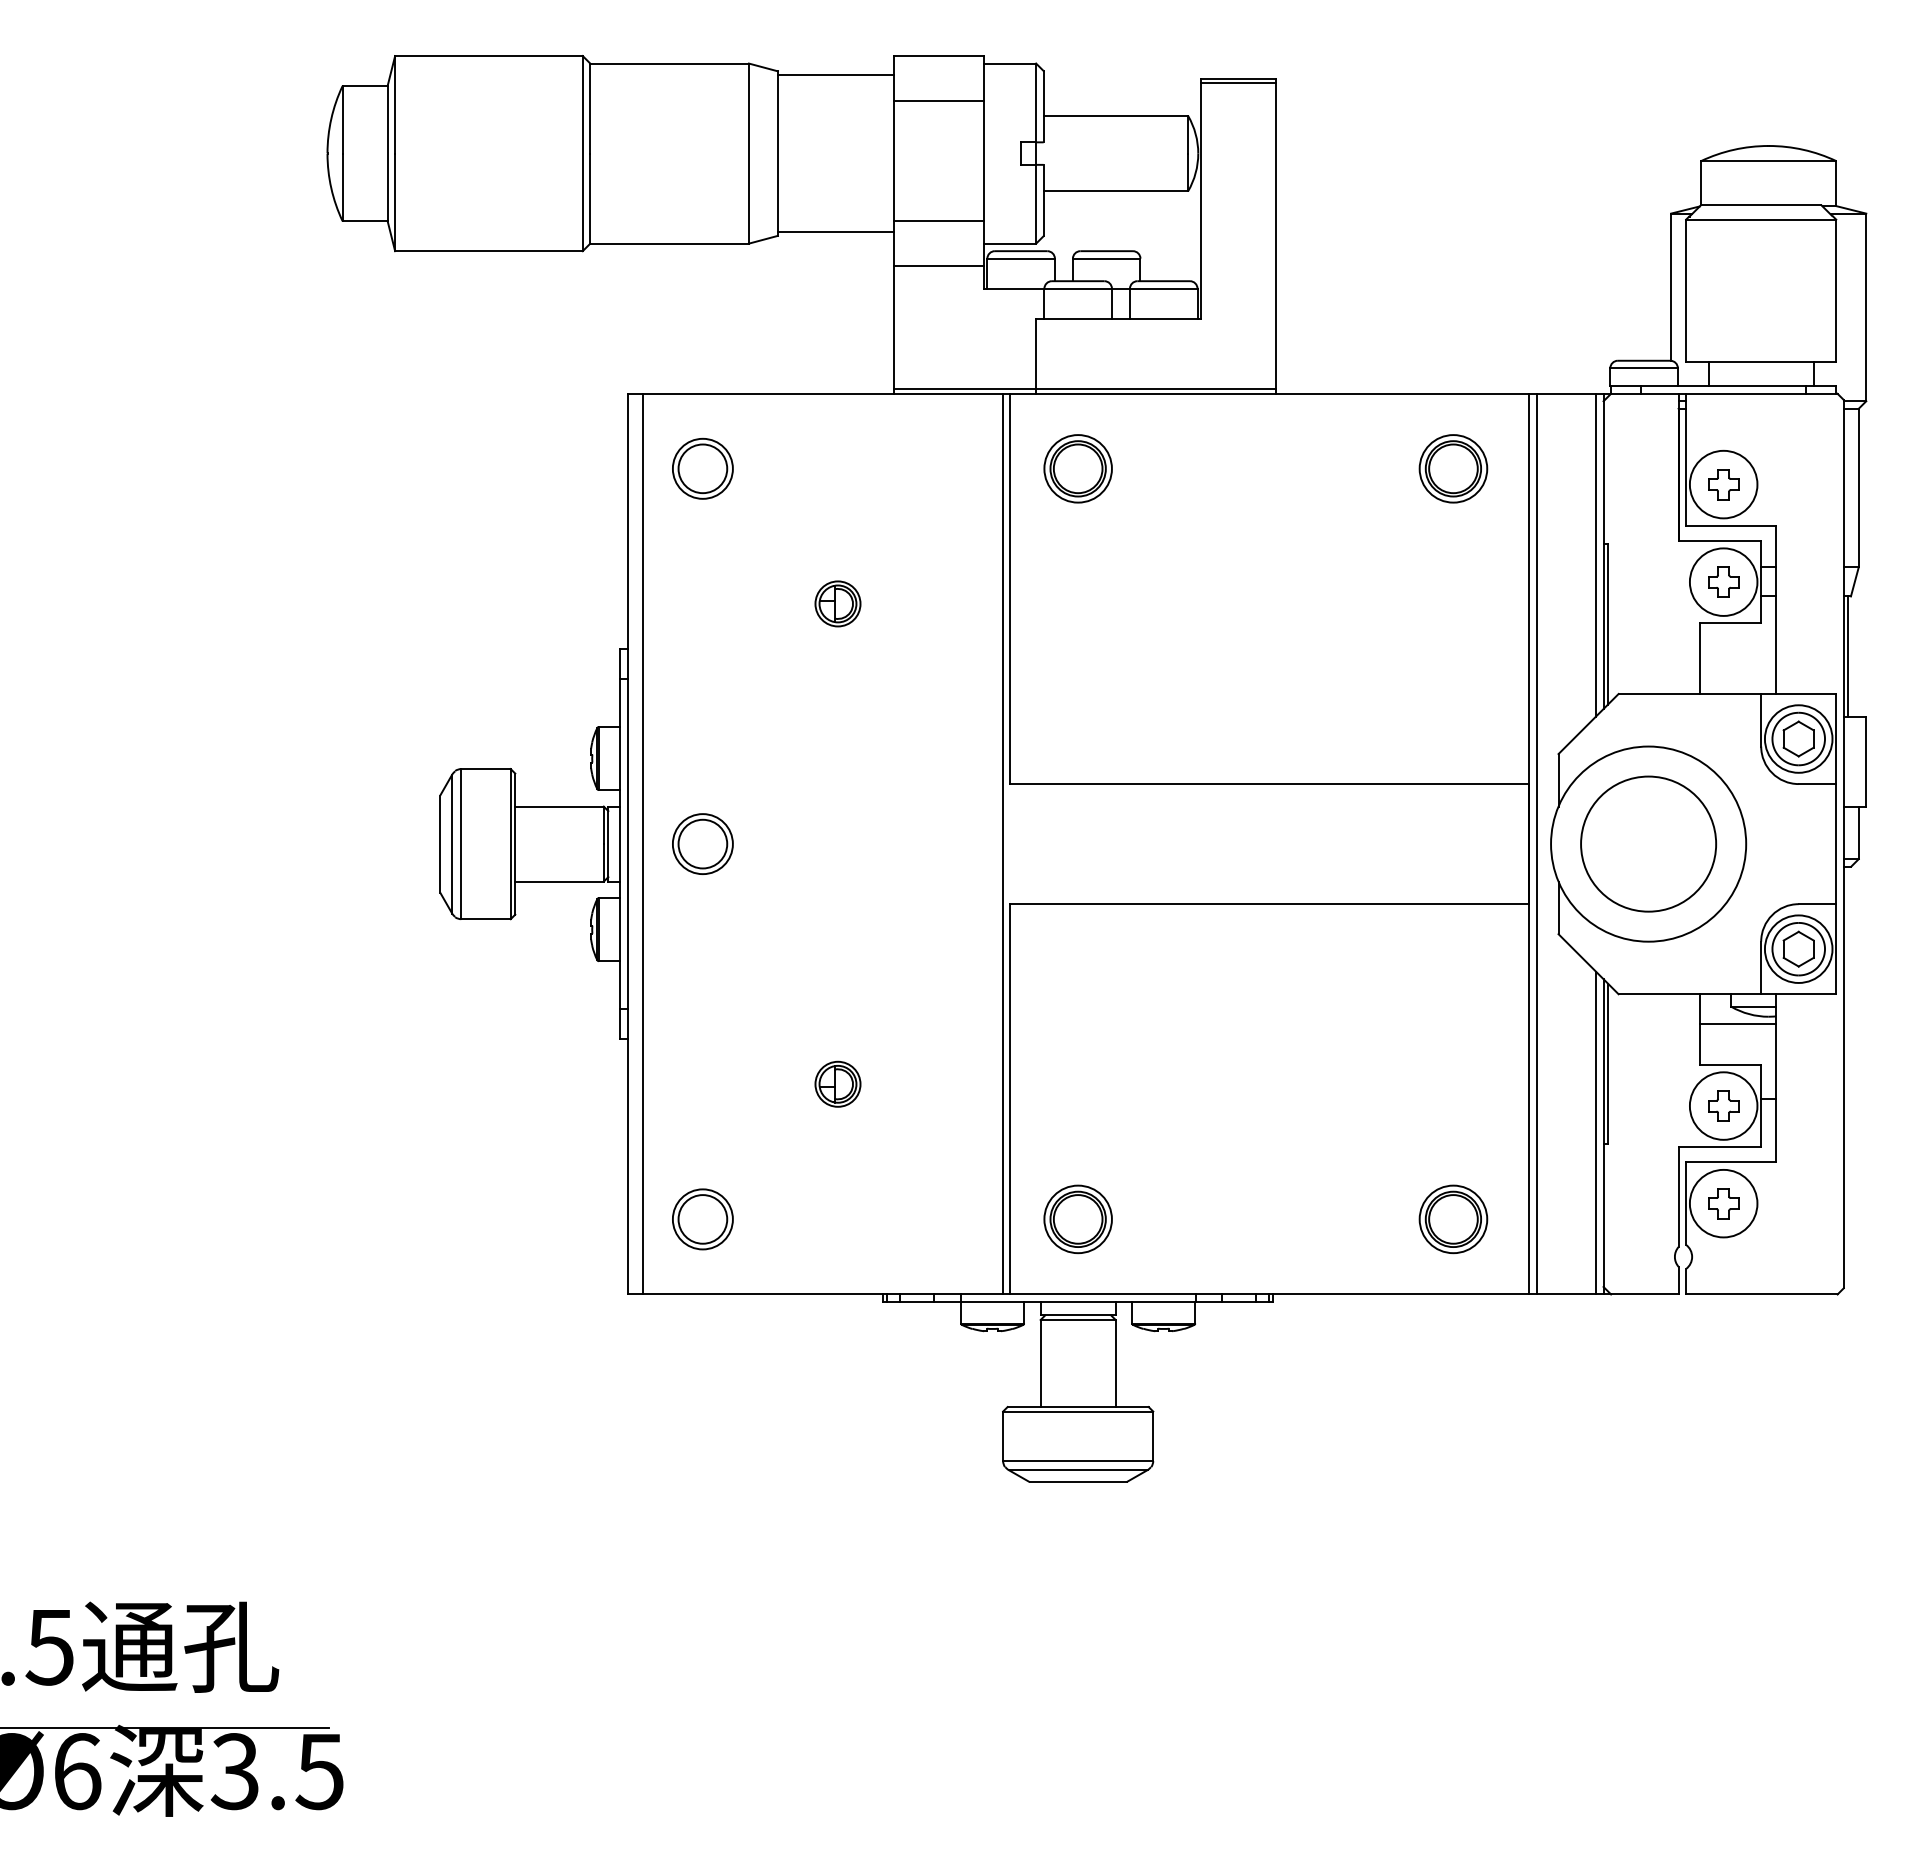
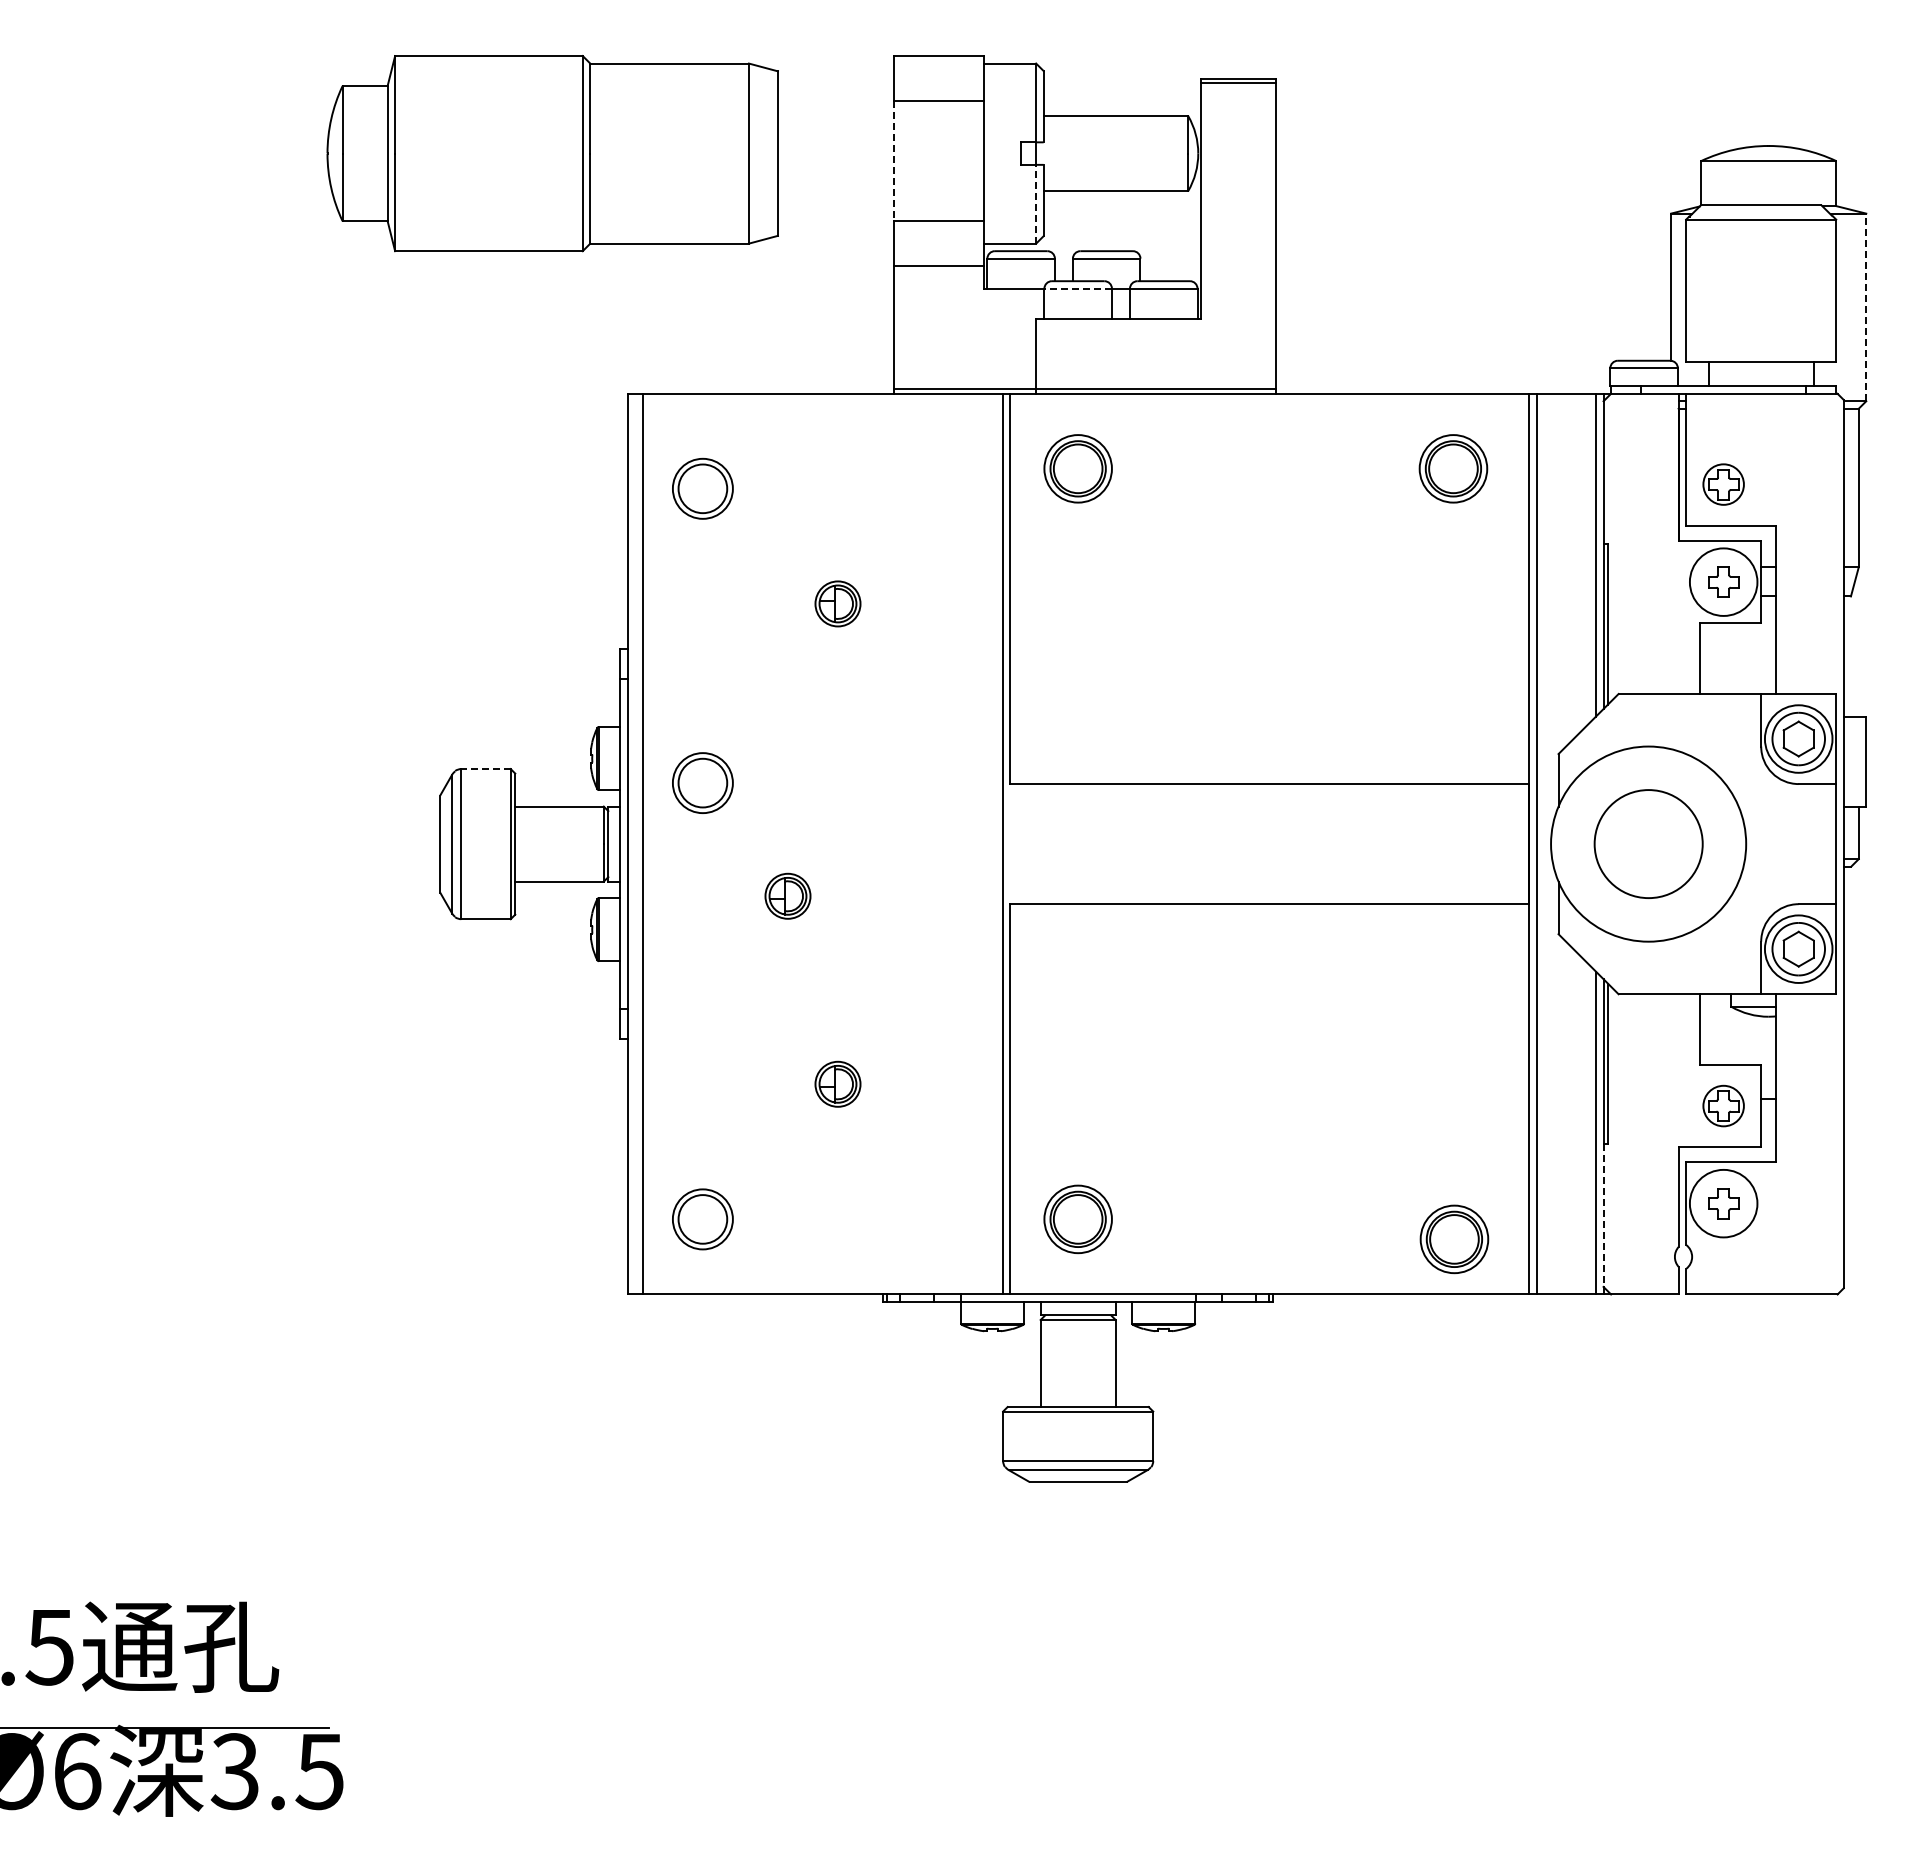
line: present -> none (835, 74)
line: solid -> dashed (893, 161)
line: solid -> dashed (1036, 203)
line: present -> none (835, 232)
line: solid -> dashed (1078, 288)
line: solid -> dashed (1866, 307)
part position: (702, 468) -> (702, 488) (702, 488)
circle diameter: 68 px -> 41 px (1723, 484)
line: present -> none (1847, 656)
line: solid -> dashed (486, 769)
part position: (702, 843) -> (702, 782) (702, 782)
circle size: 138x138 px -> 111x110 px (1648, 843)
part: none -> present (787, 895)
line: present -> none (1737, 1024)
circle diameter: 68 px -> 41 px (1723, 1105)
line: solid -> dashed (1603, 1216)
part position: (1453, 1219) -> (1454, 1239) (1454, 1239)
